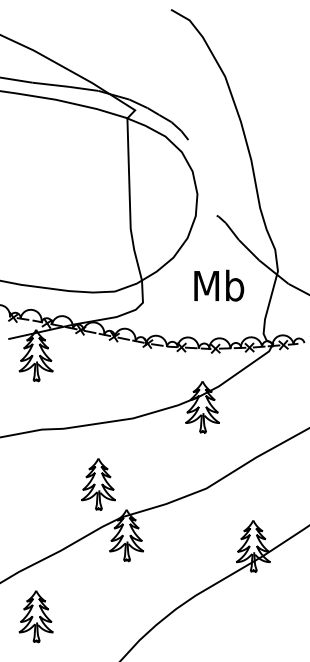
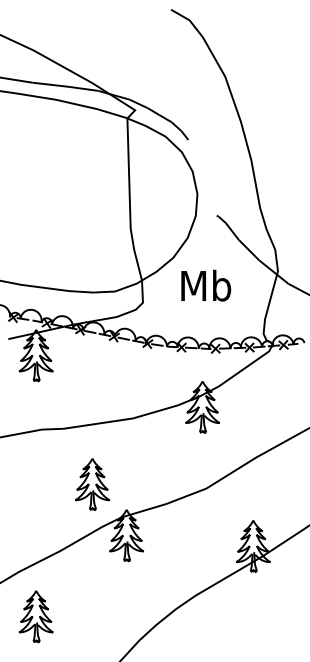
text position: (219, 285) -> (206, 285) (206, 285)
part position: (98, 484) -> (92, 484) (92, 484)
